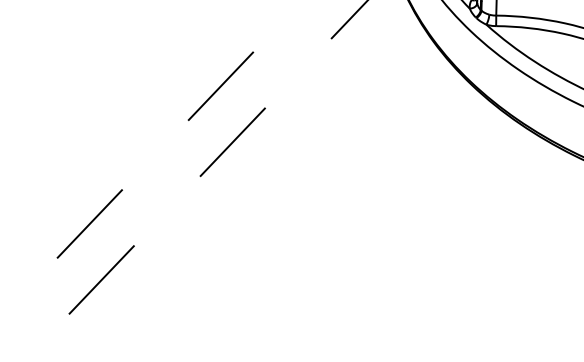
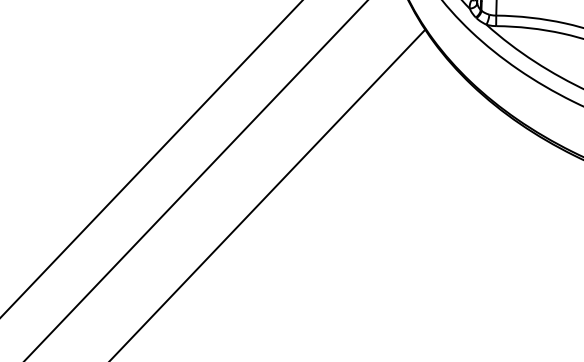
line: dashed -> solid (151, 159)
line: dashed -> solid (195, 181)
line: none -> present (268, 193)
